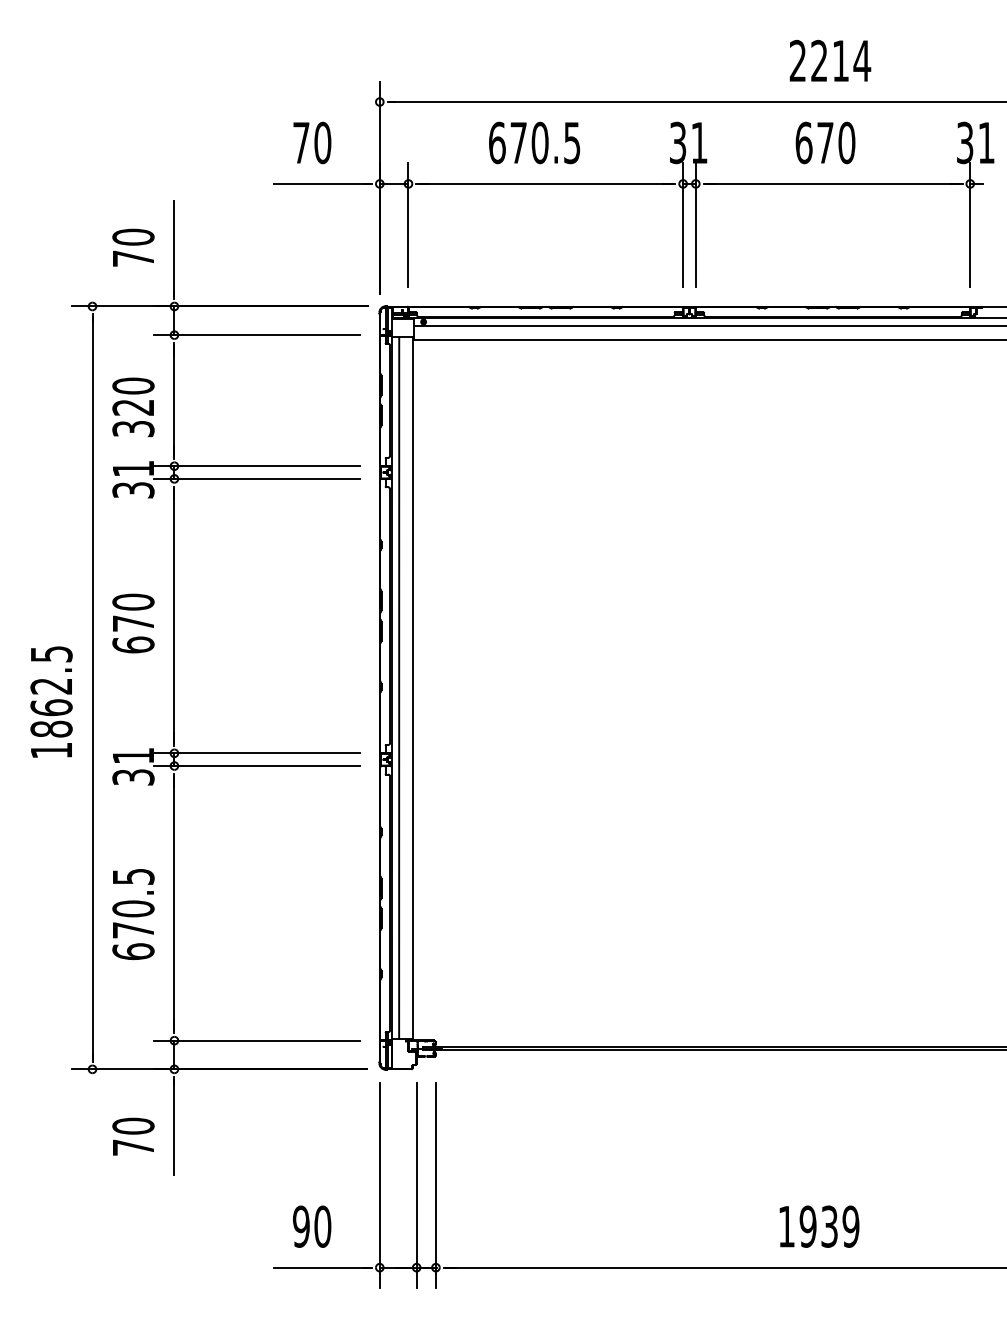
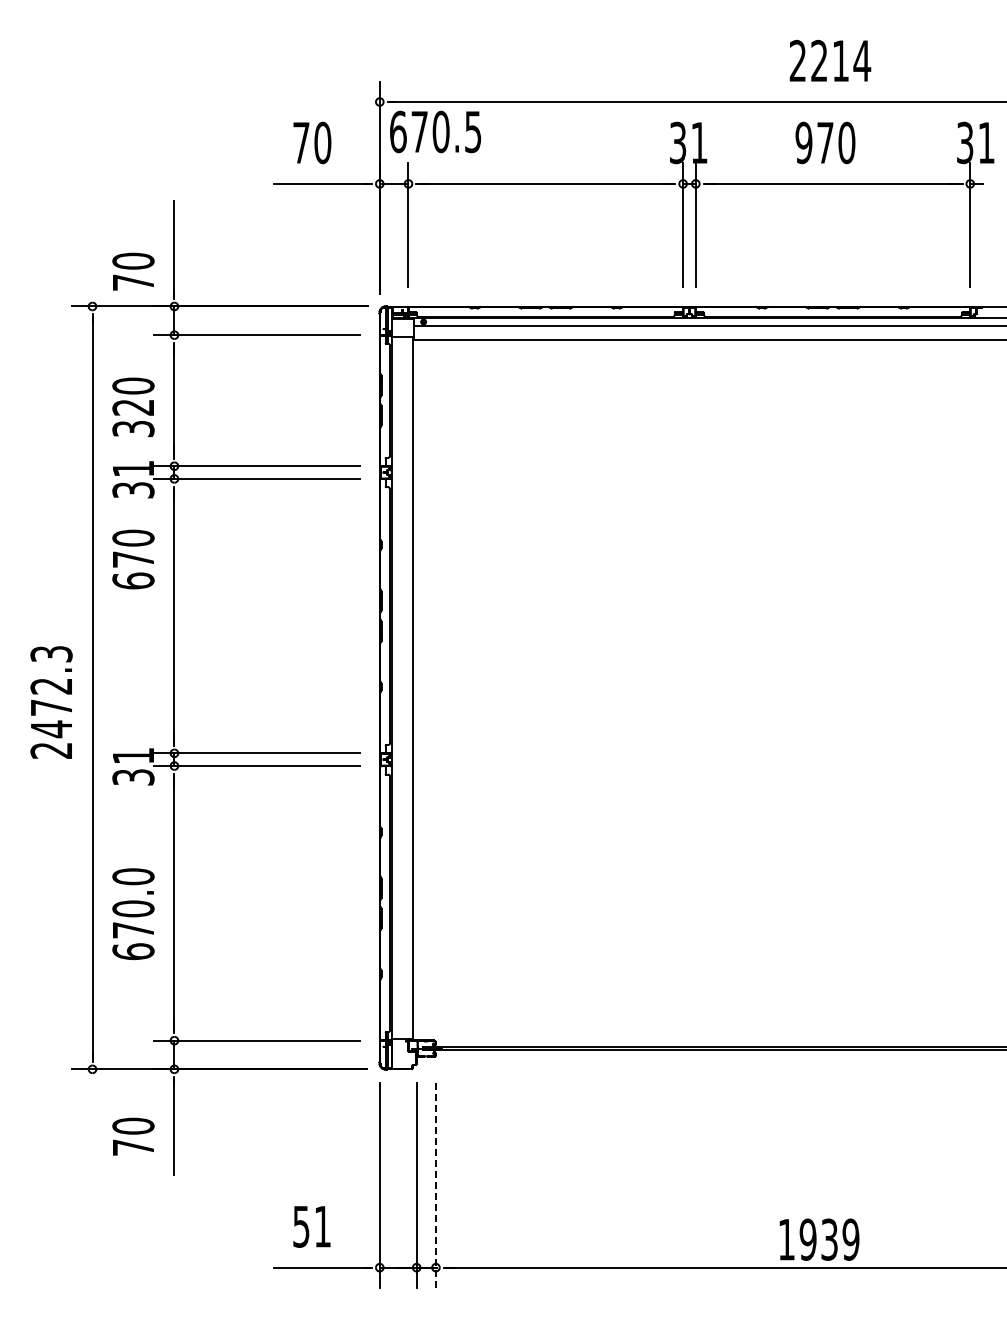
text position: (534, 142) -> (435, 131) (435, 131)
text: 670 -> 970 (803, 142)
text position: (133, 247) -> (133, 271) (133, 271)
text position: (133, 623) -> (133, 559) (133, 559)
line: present -> none (399, 687)
text: 1862.5 -> 2472.3 (51, 702)
text: 670.5 -> 670.0 (133, 876)
line: solid -> dashed (435, 1186)
text: 90 -> 51 (312, 1226)
text position: (819, 1226) -> (819, 1239) (819, 1239)
